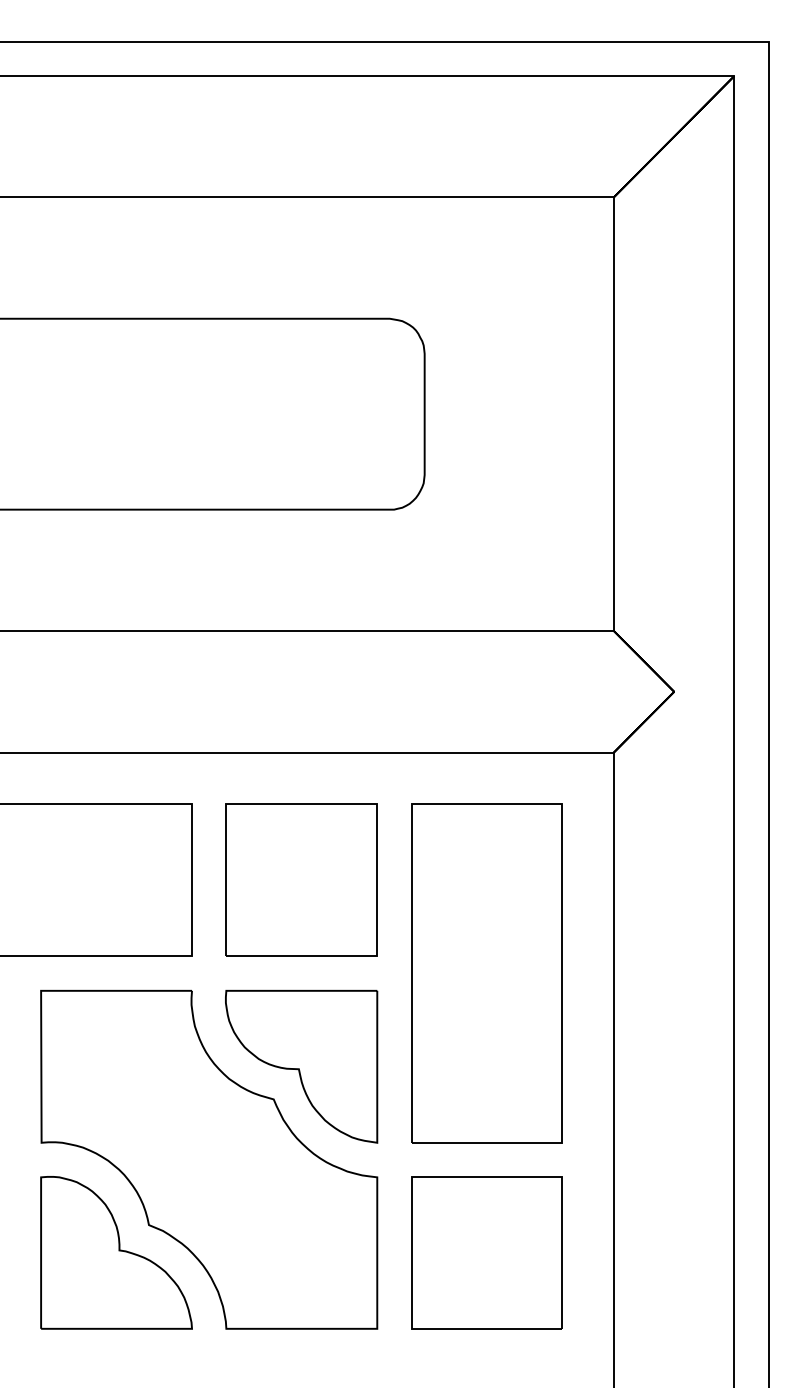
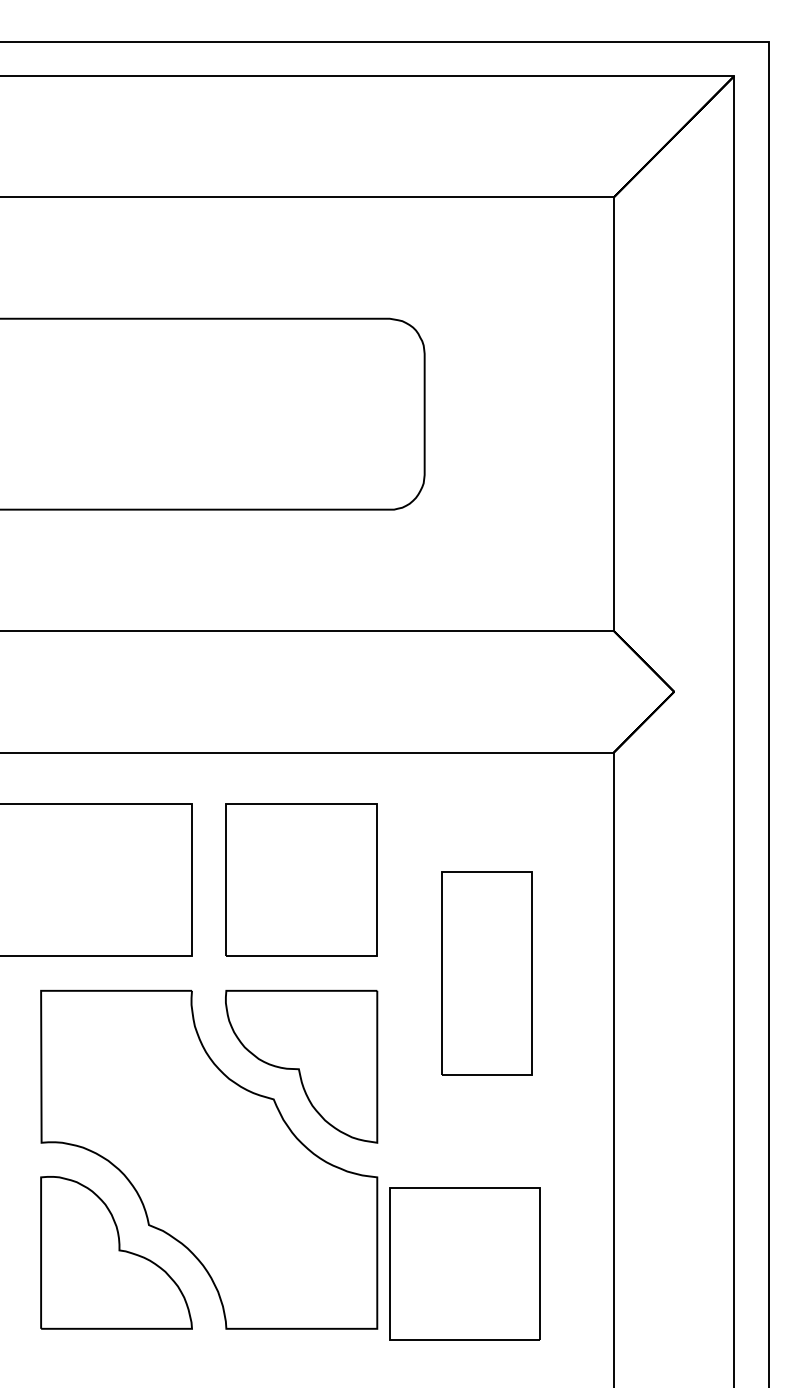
part size: 152x341 px -> 92x205 px (486, 973)
part position: (486, 1252) -> (464, 1263) (464, 1263)
